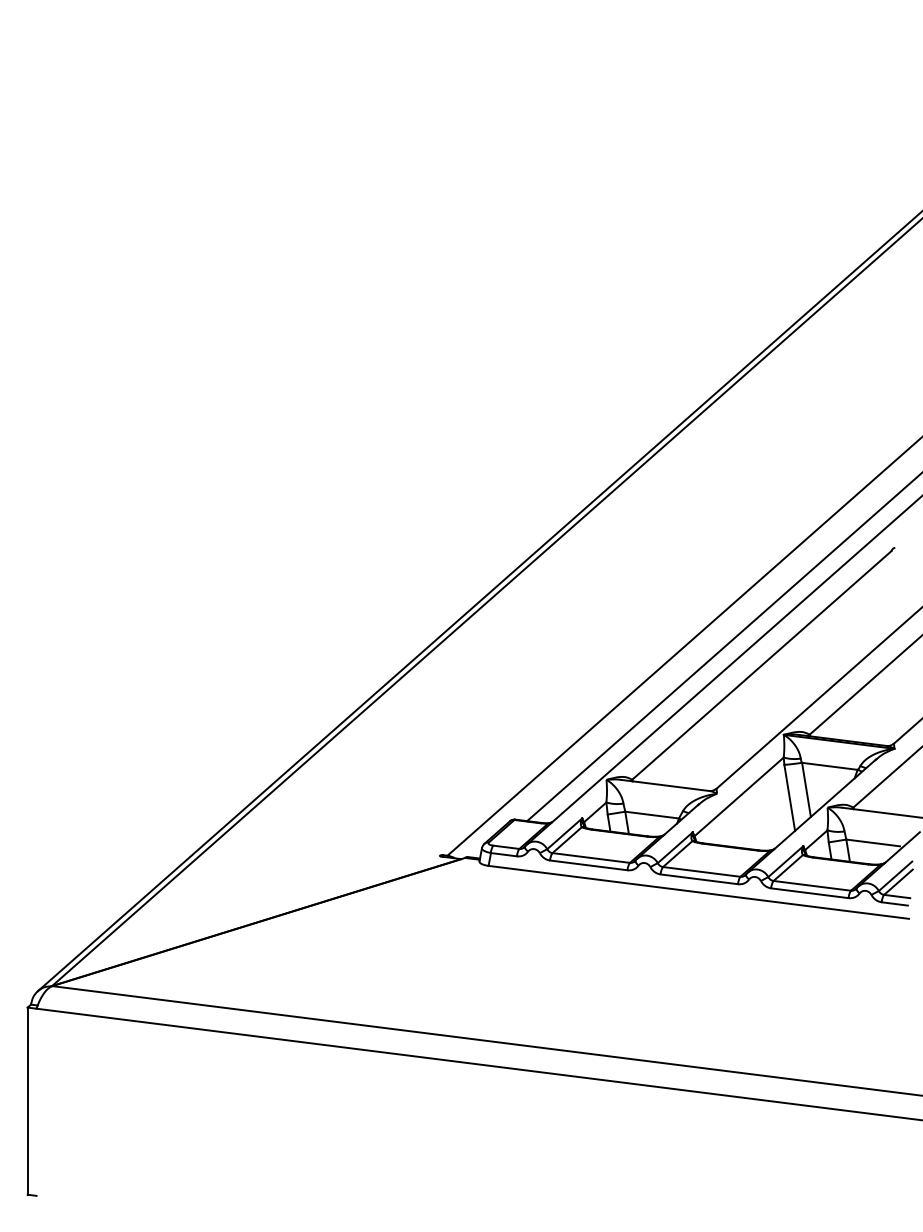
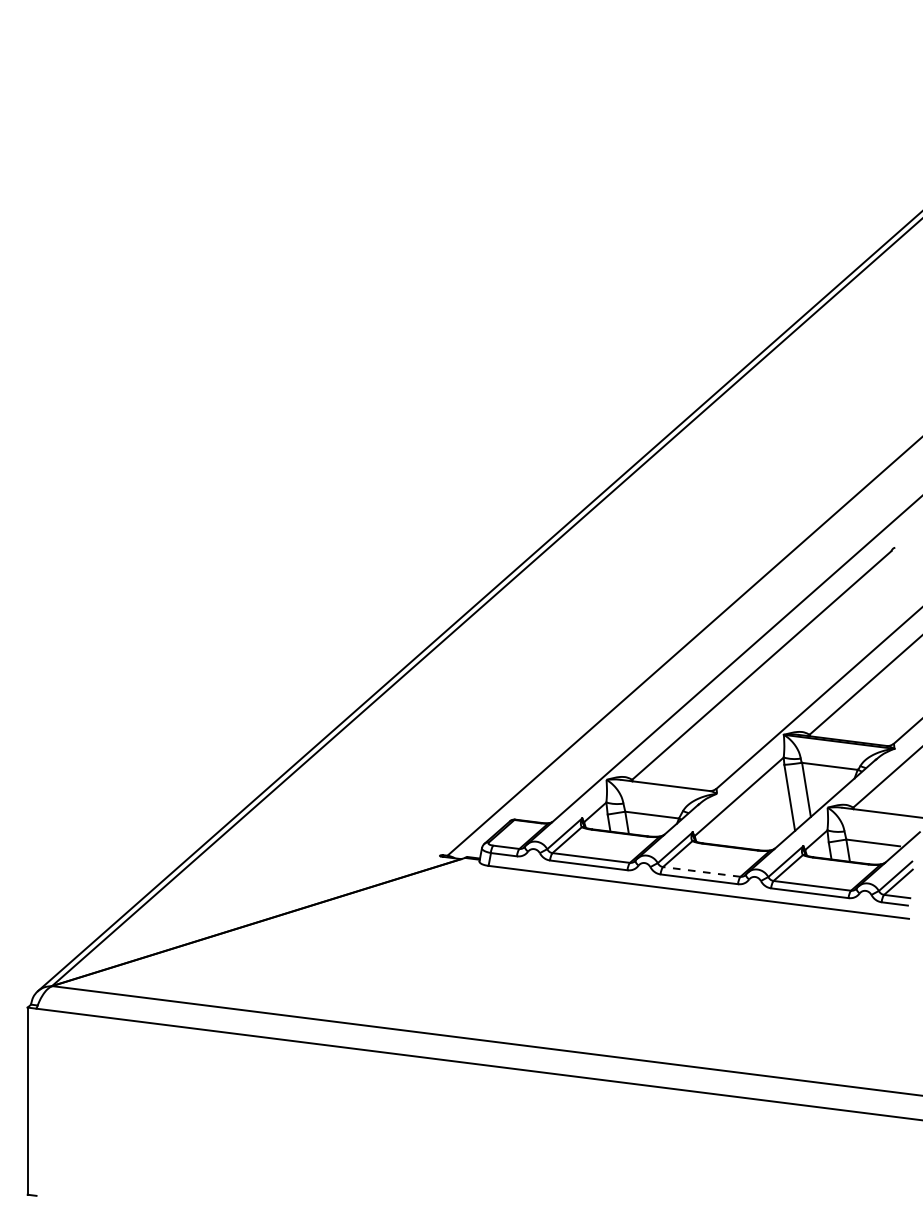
line: present -> none (723, 647)
line: solid -> dashed (701, 871)
